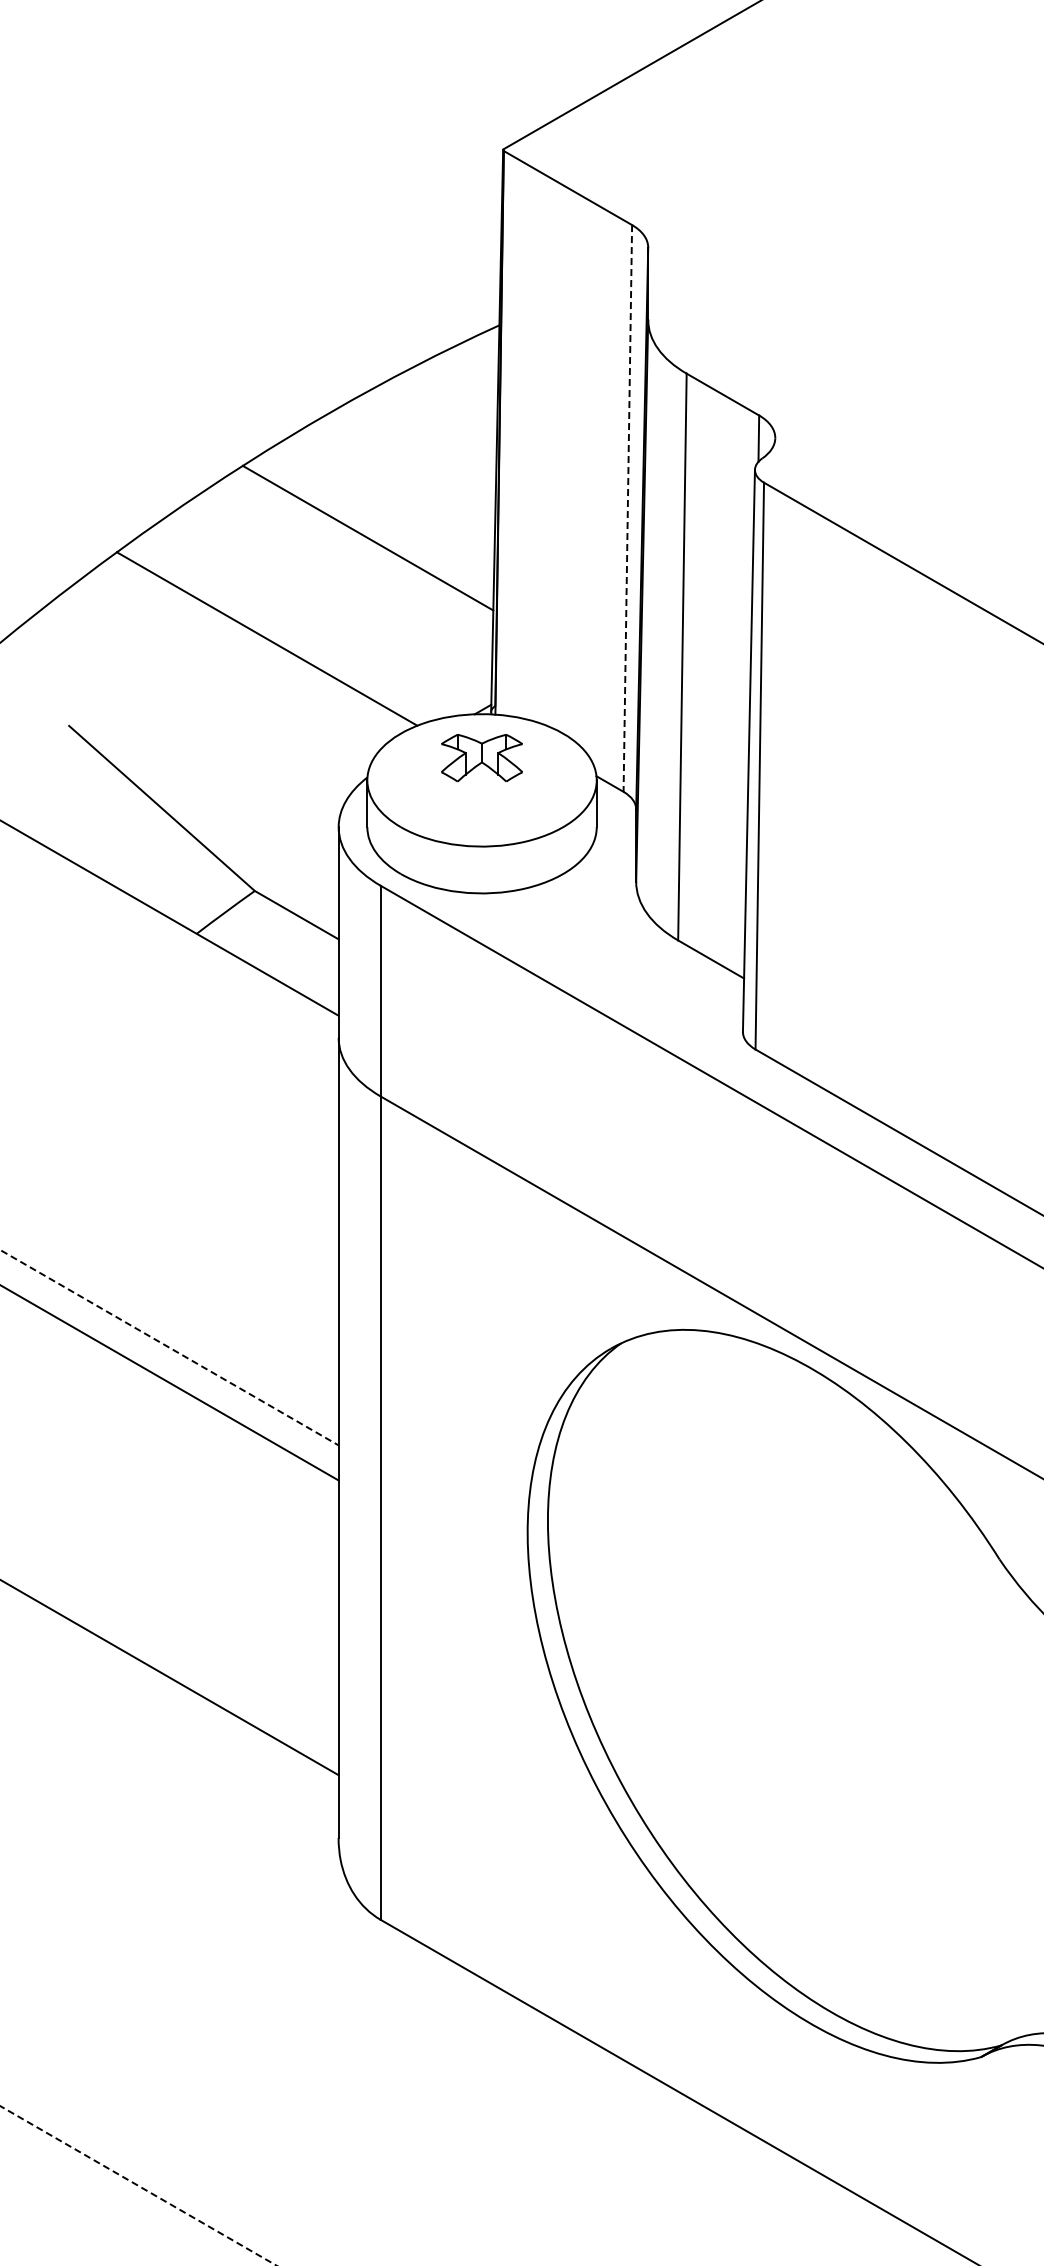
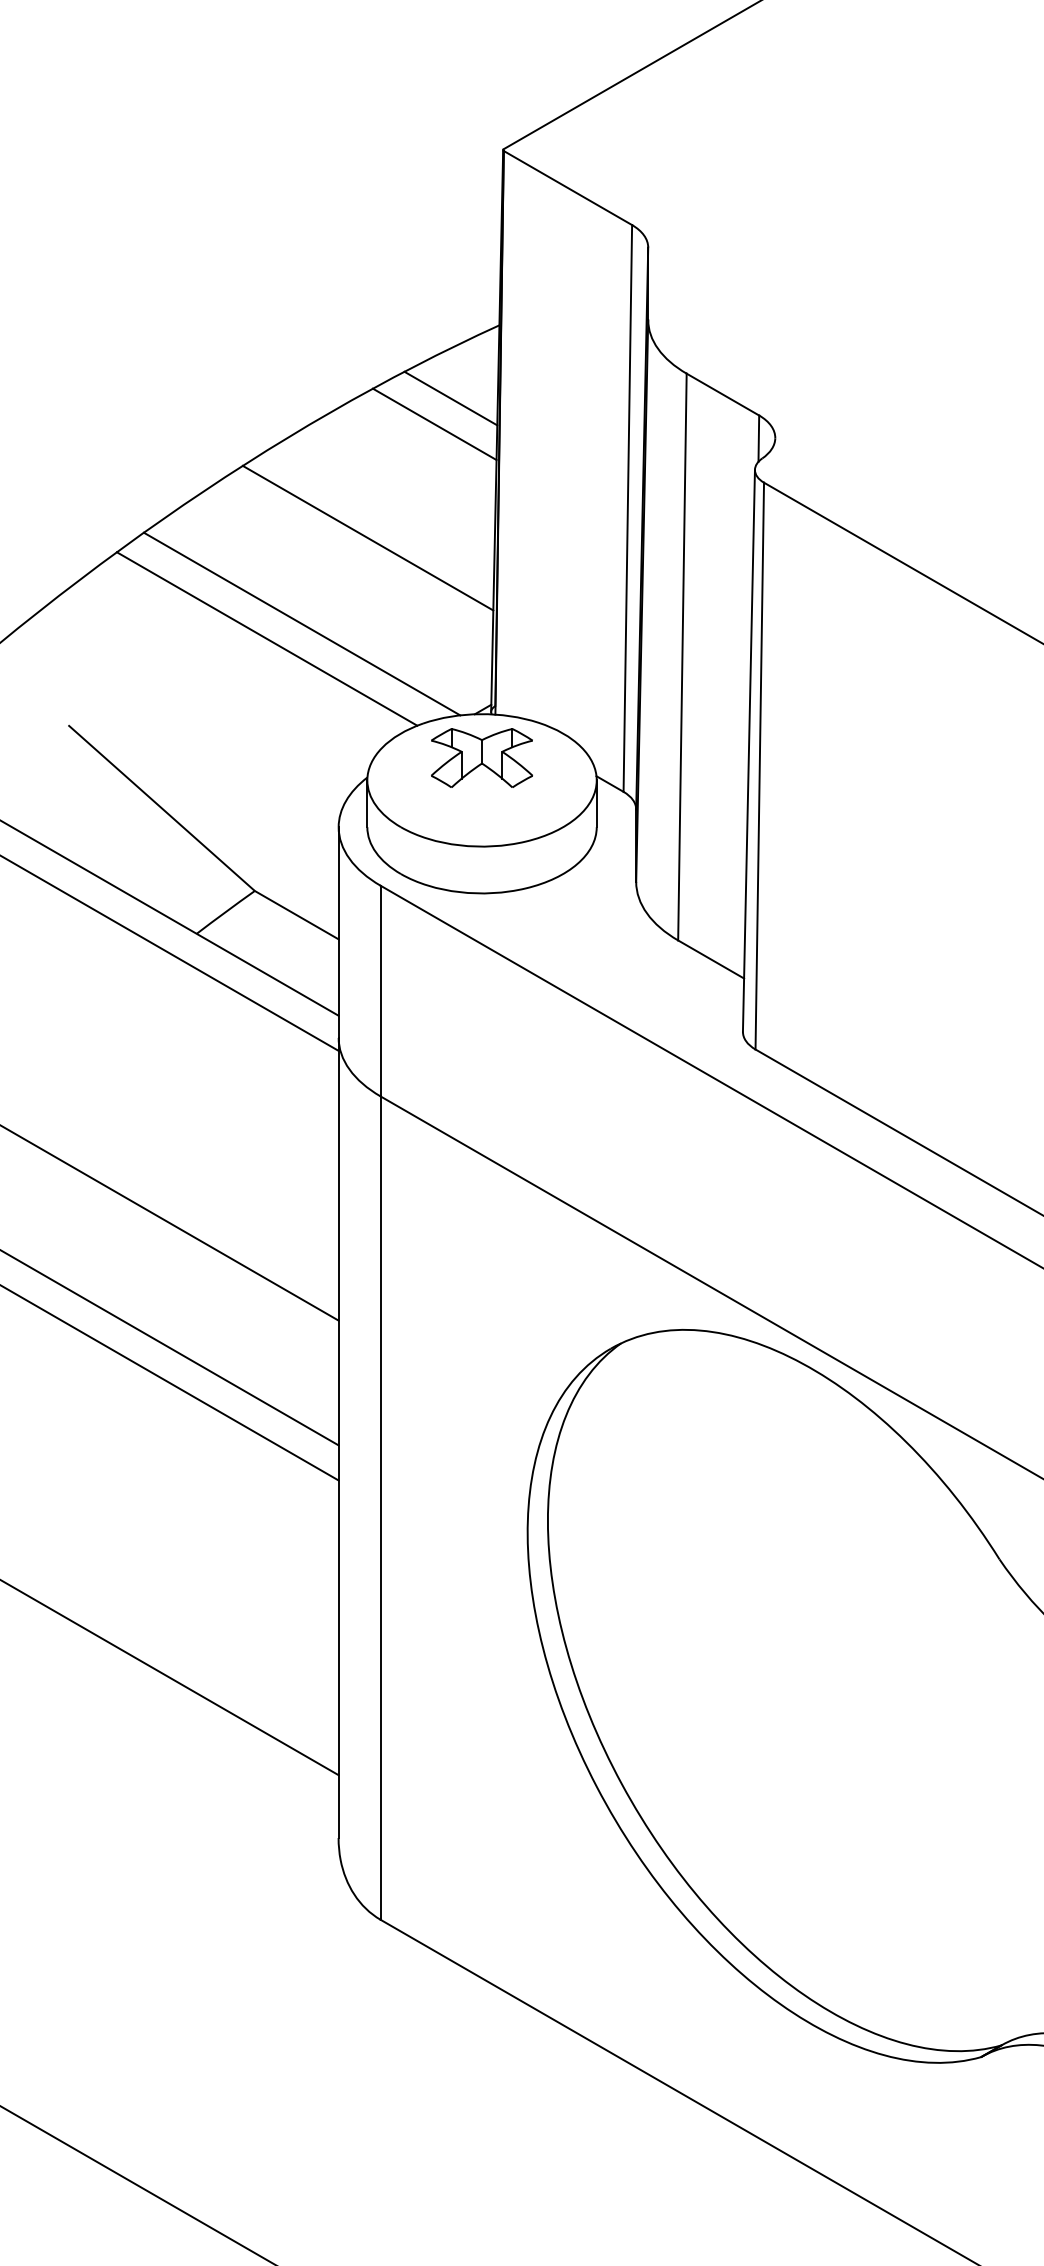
line: none -> present (450, 398)
line: none -> present (434, 424)
line: dashed -> solid (627, 508)
line: none -> present (301, 623)
part size: 82x49 px -> 102x60 px (481, 757)
line: none -> present (170, 953)
line: none -> present (170, 1223)
line: dashed -> solid (169, 1347)
line: dashed -> solid (138, 2185)
